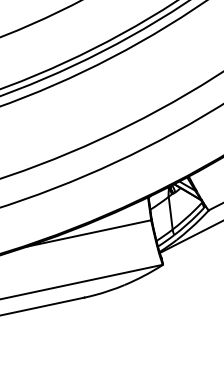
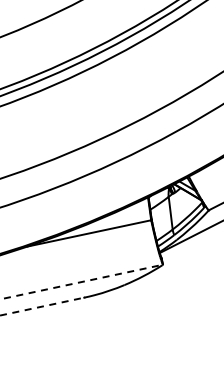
line: solid -> dashed (81, 281)
line: solid -> dashed (42, 306)
